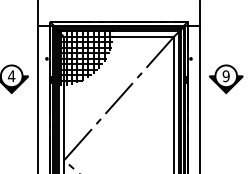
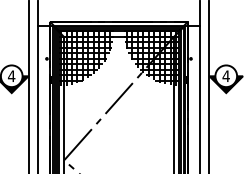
hatch: none -> present (150, 58)
text: 9 -> 4 (225, 76)
line: none -> present (28, 86)
line: none -> present (209, 86)
